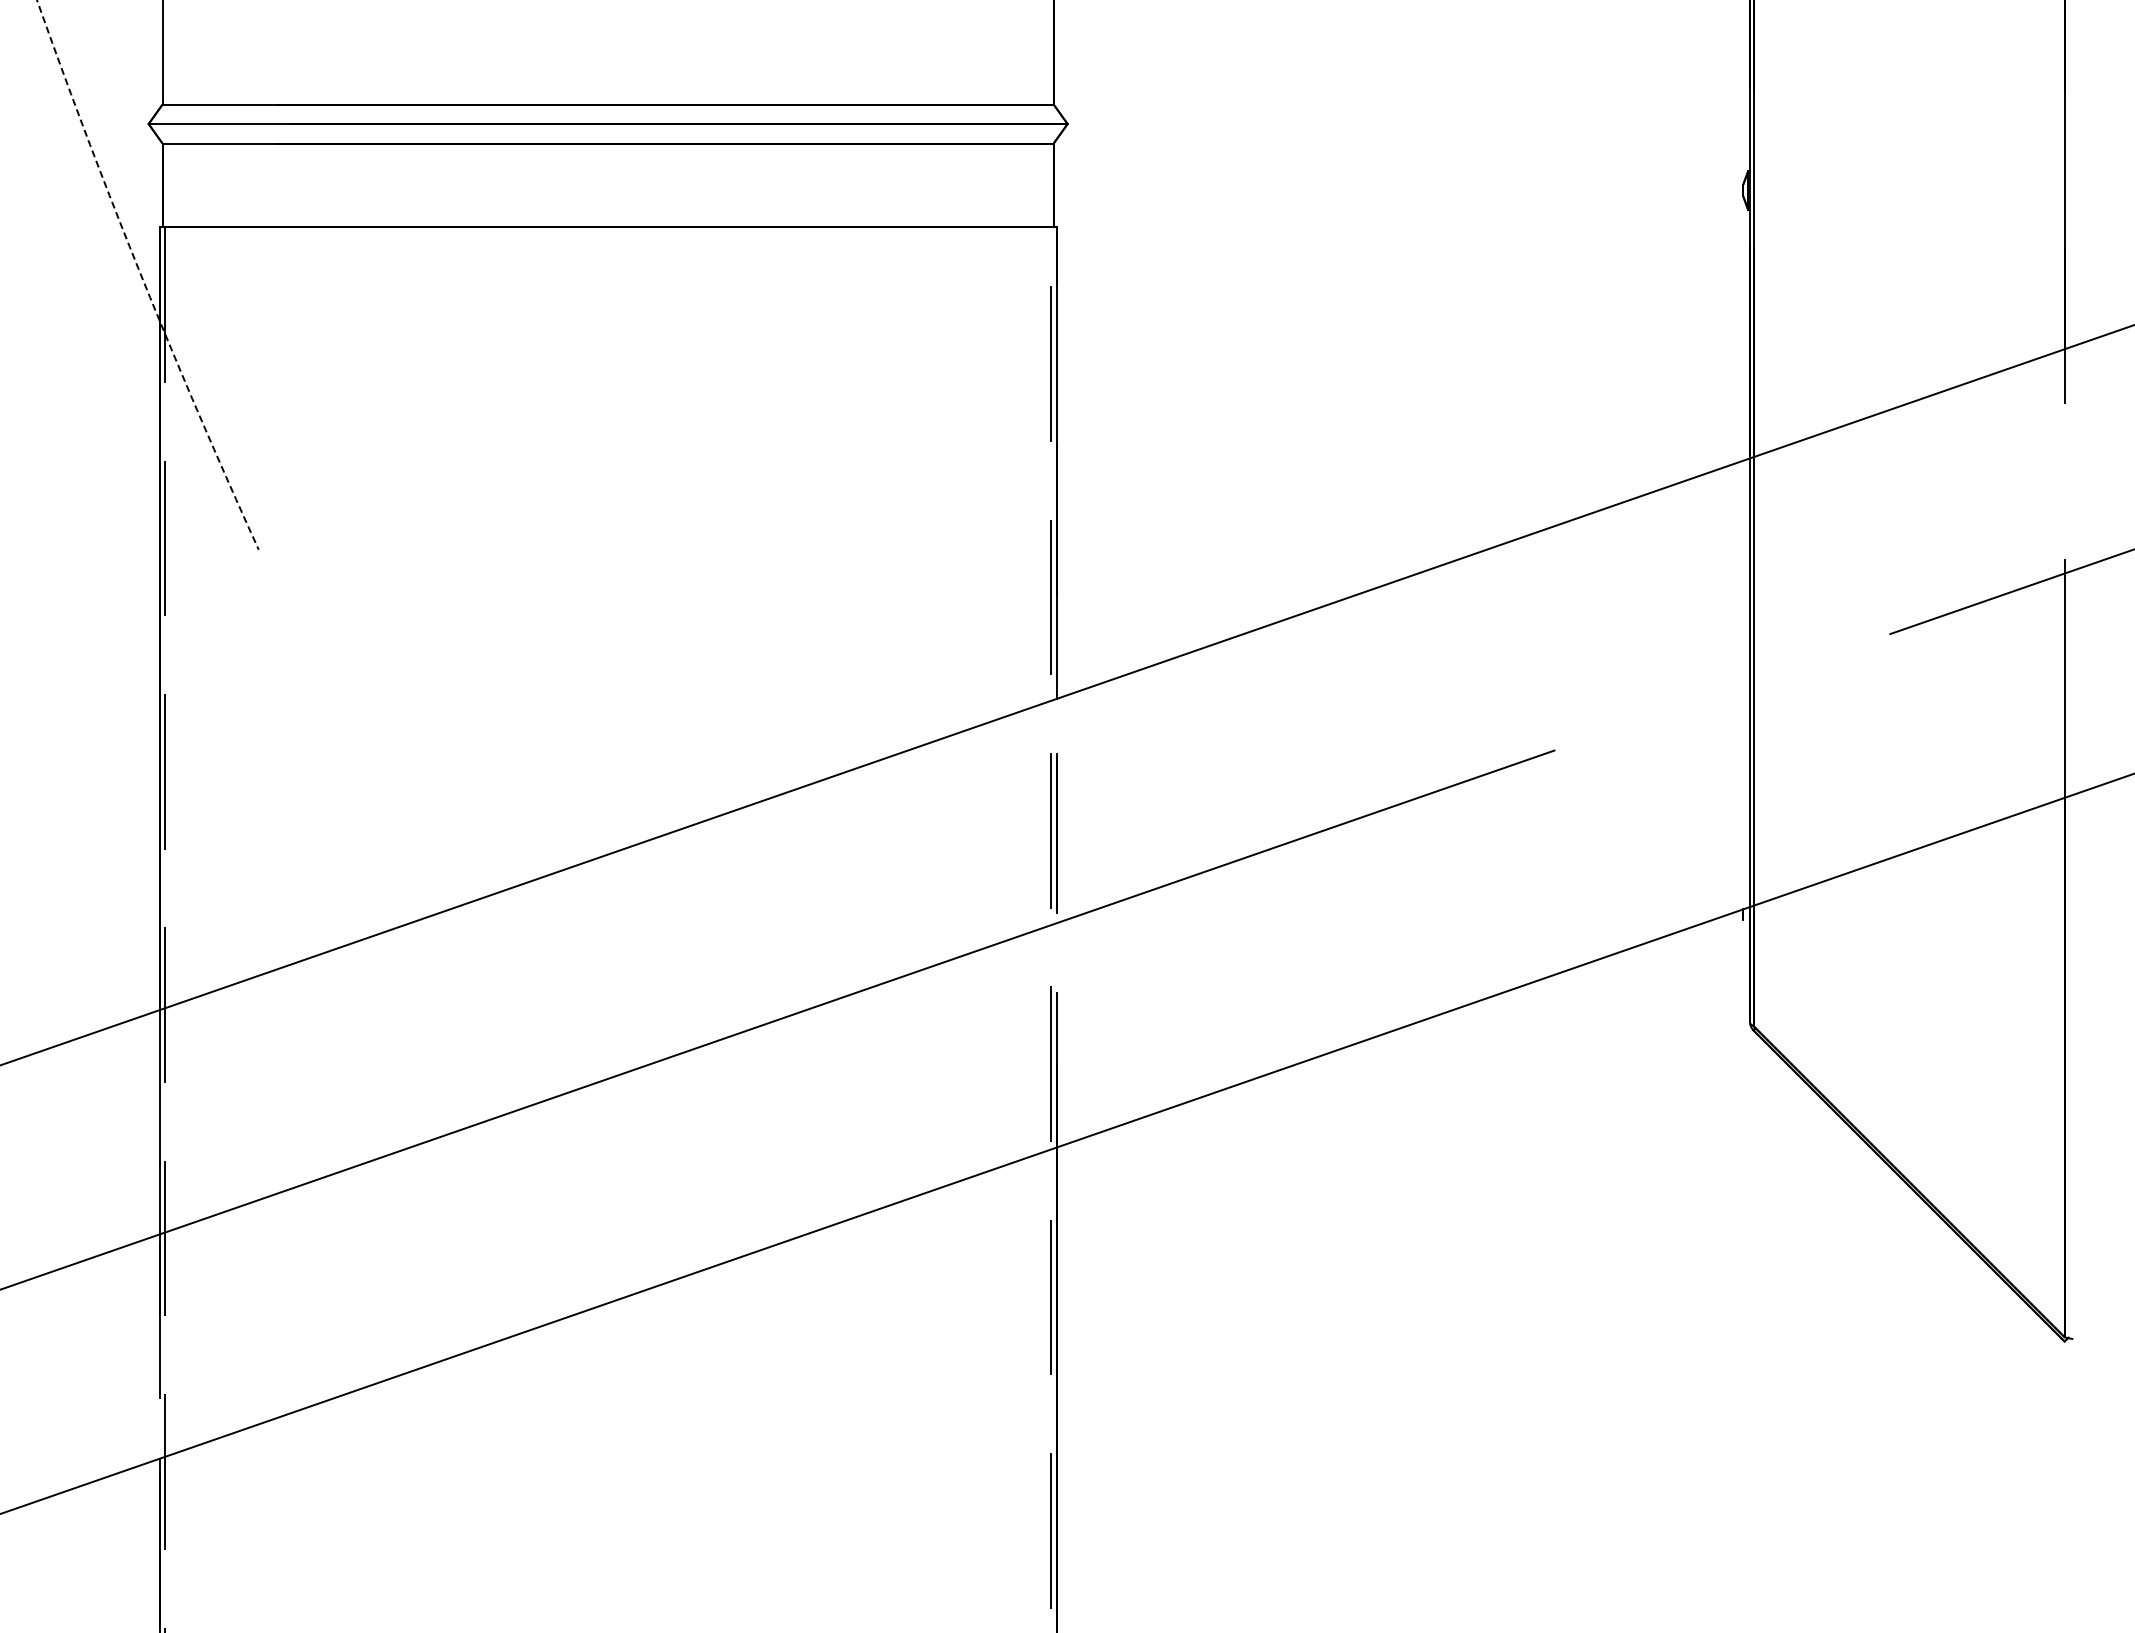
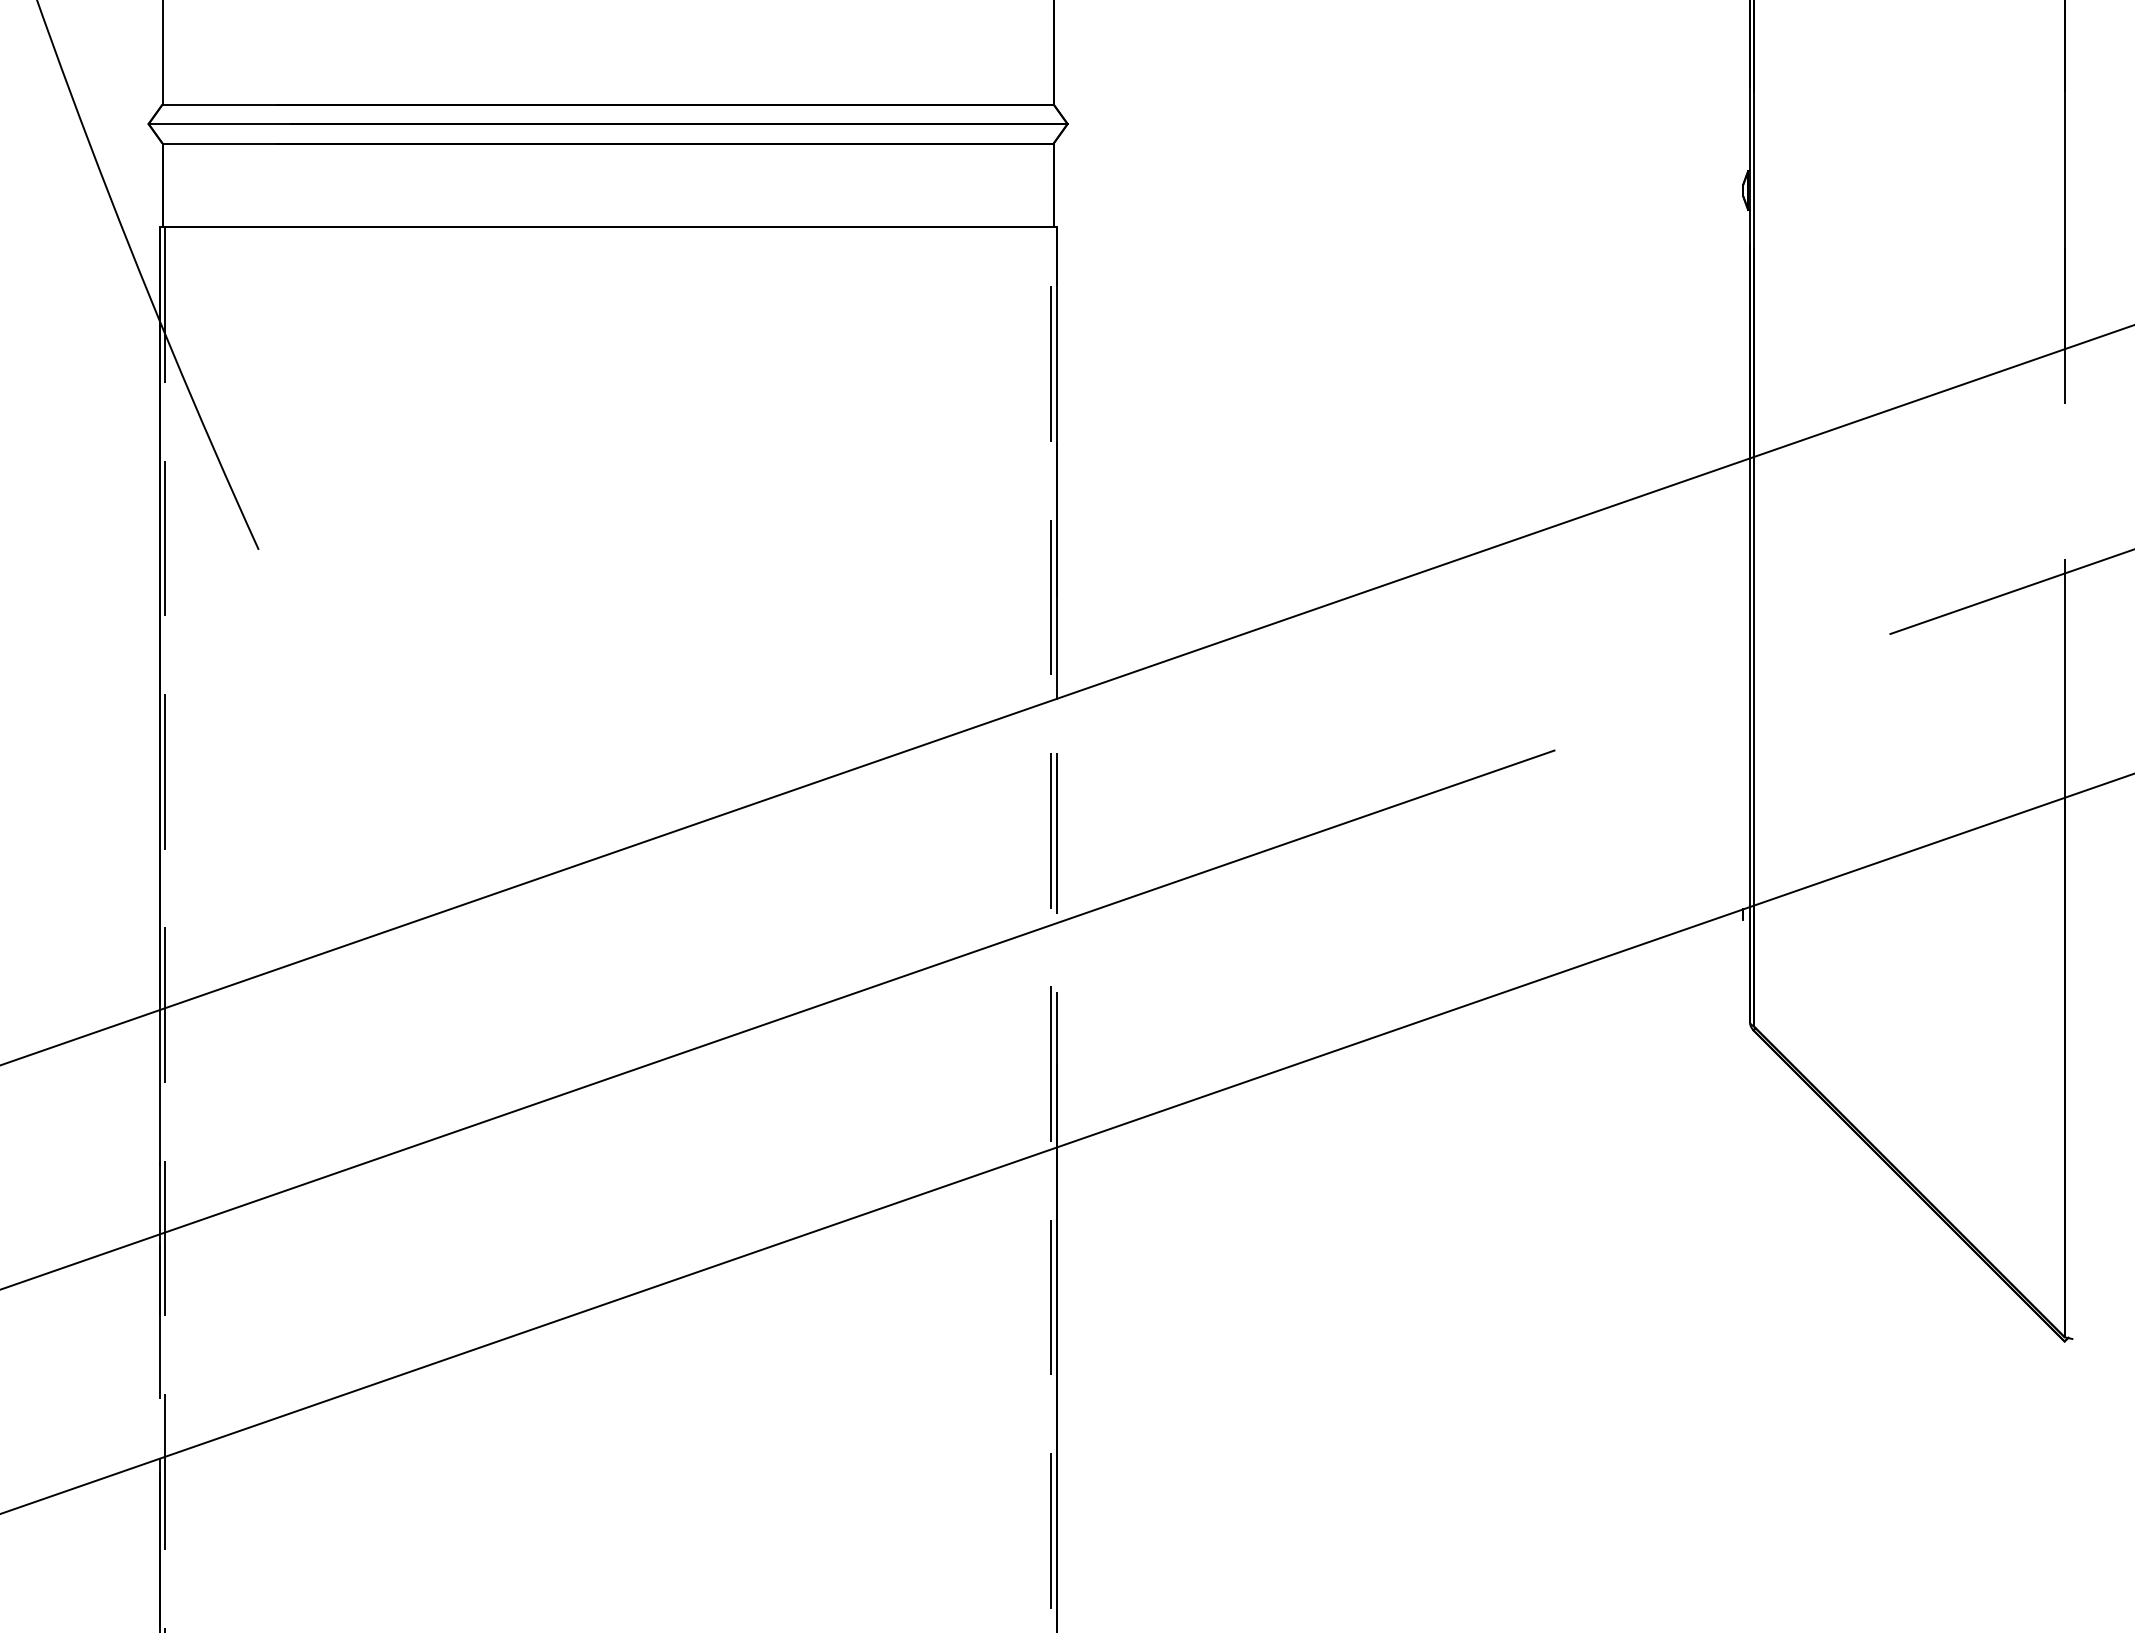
arc: dashed -> solid (142, 278)
